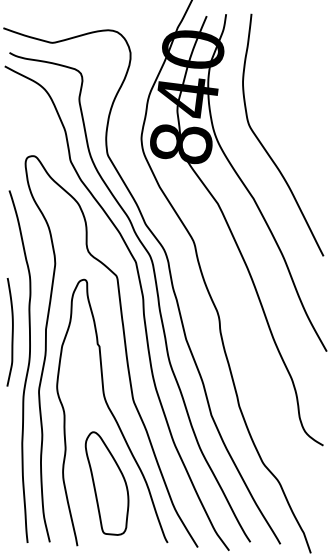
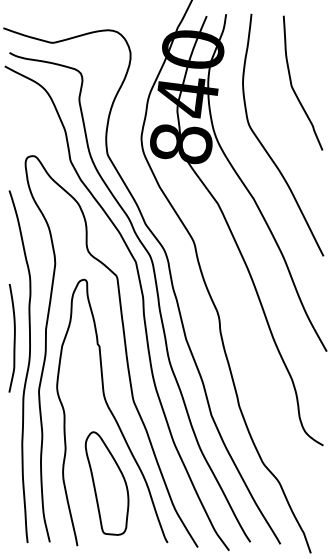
curve: none -> present (292, 84)
curve position: (11, 332) -> (13, 338) (13, 338)
